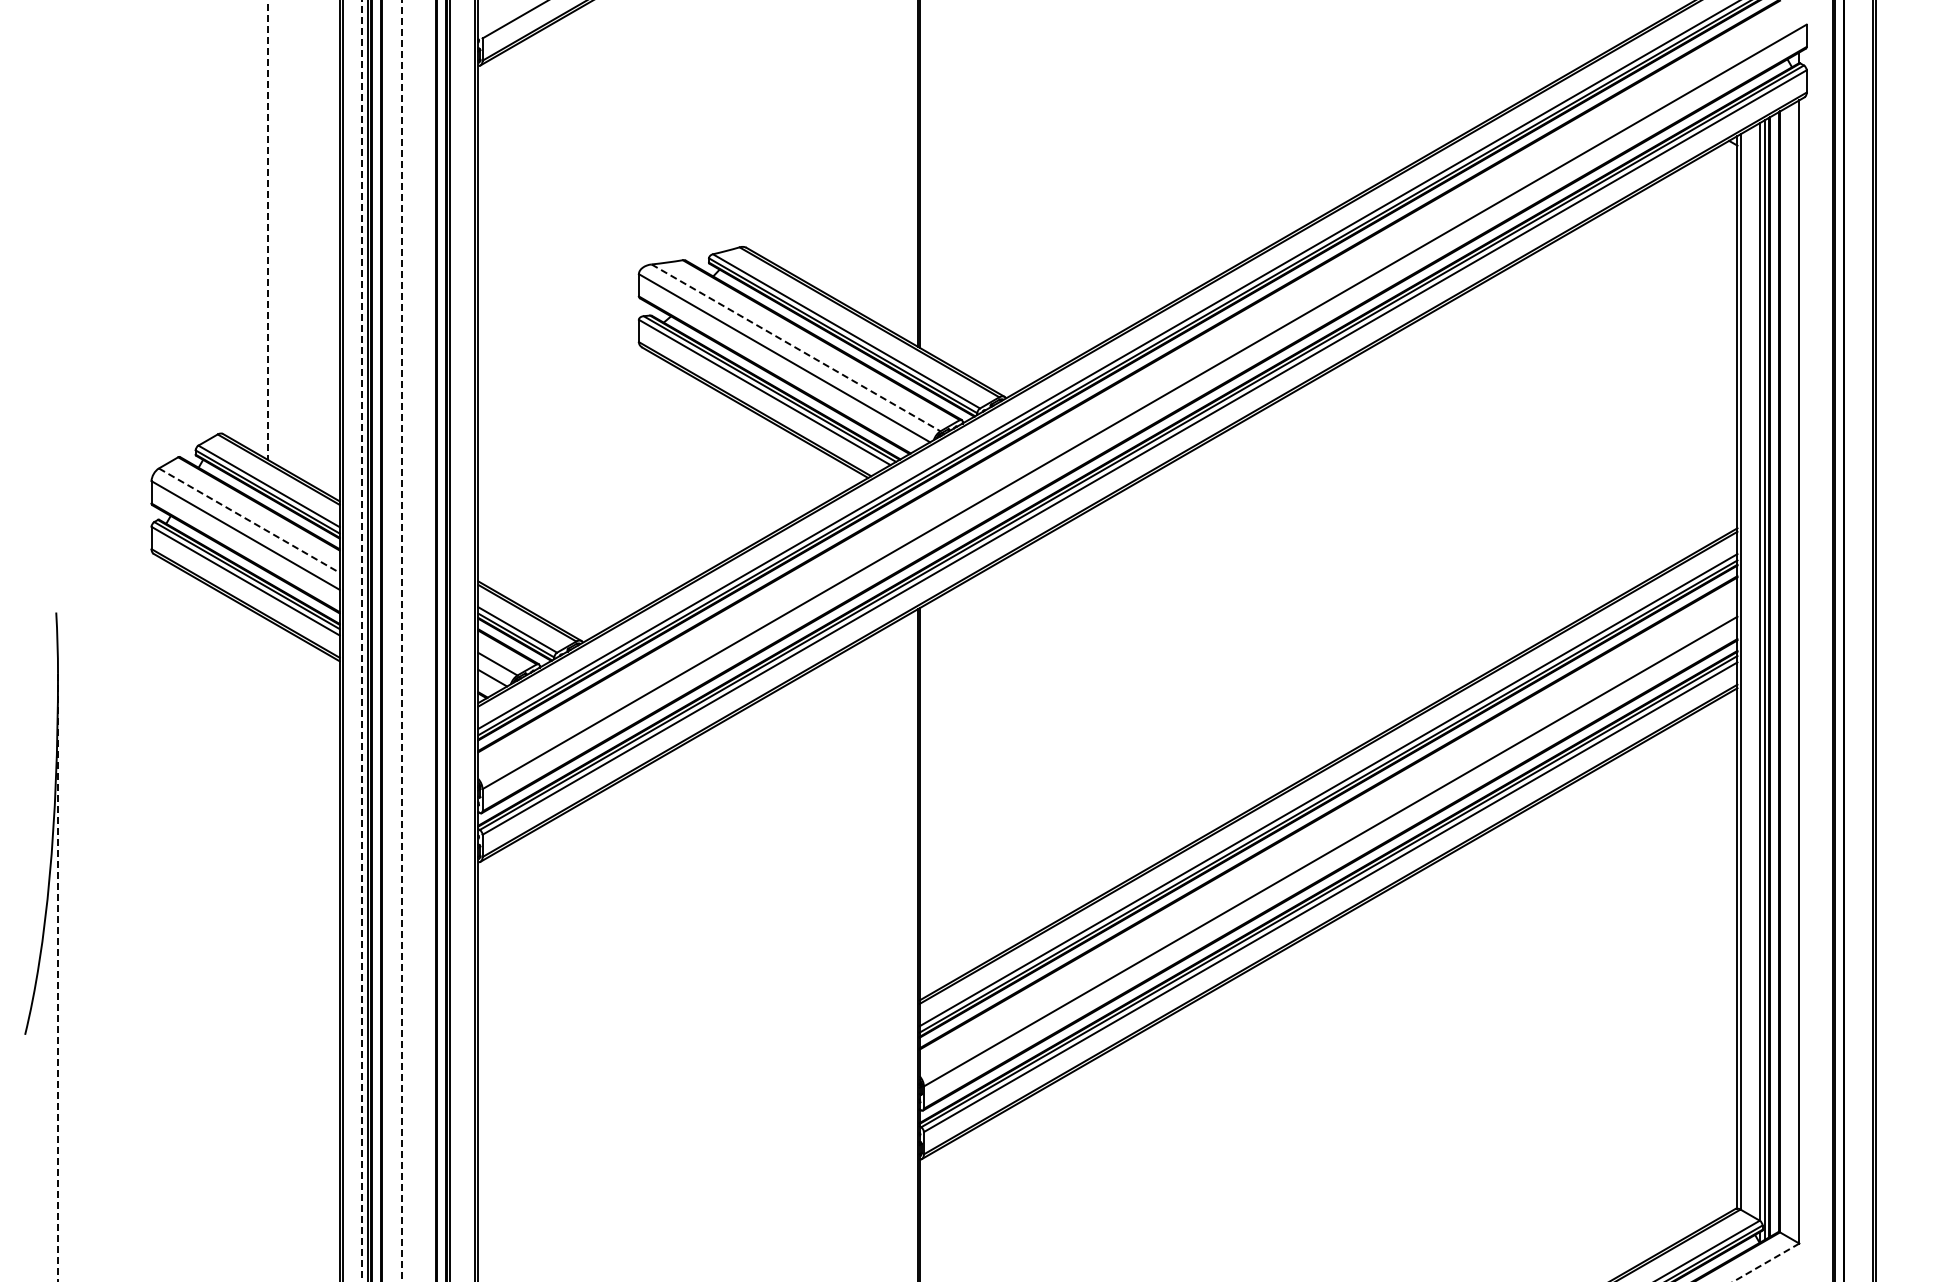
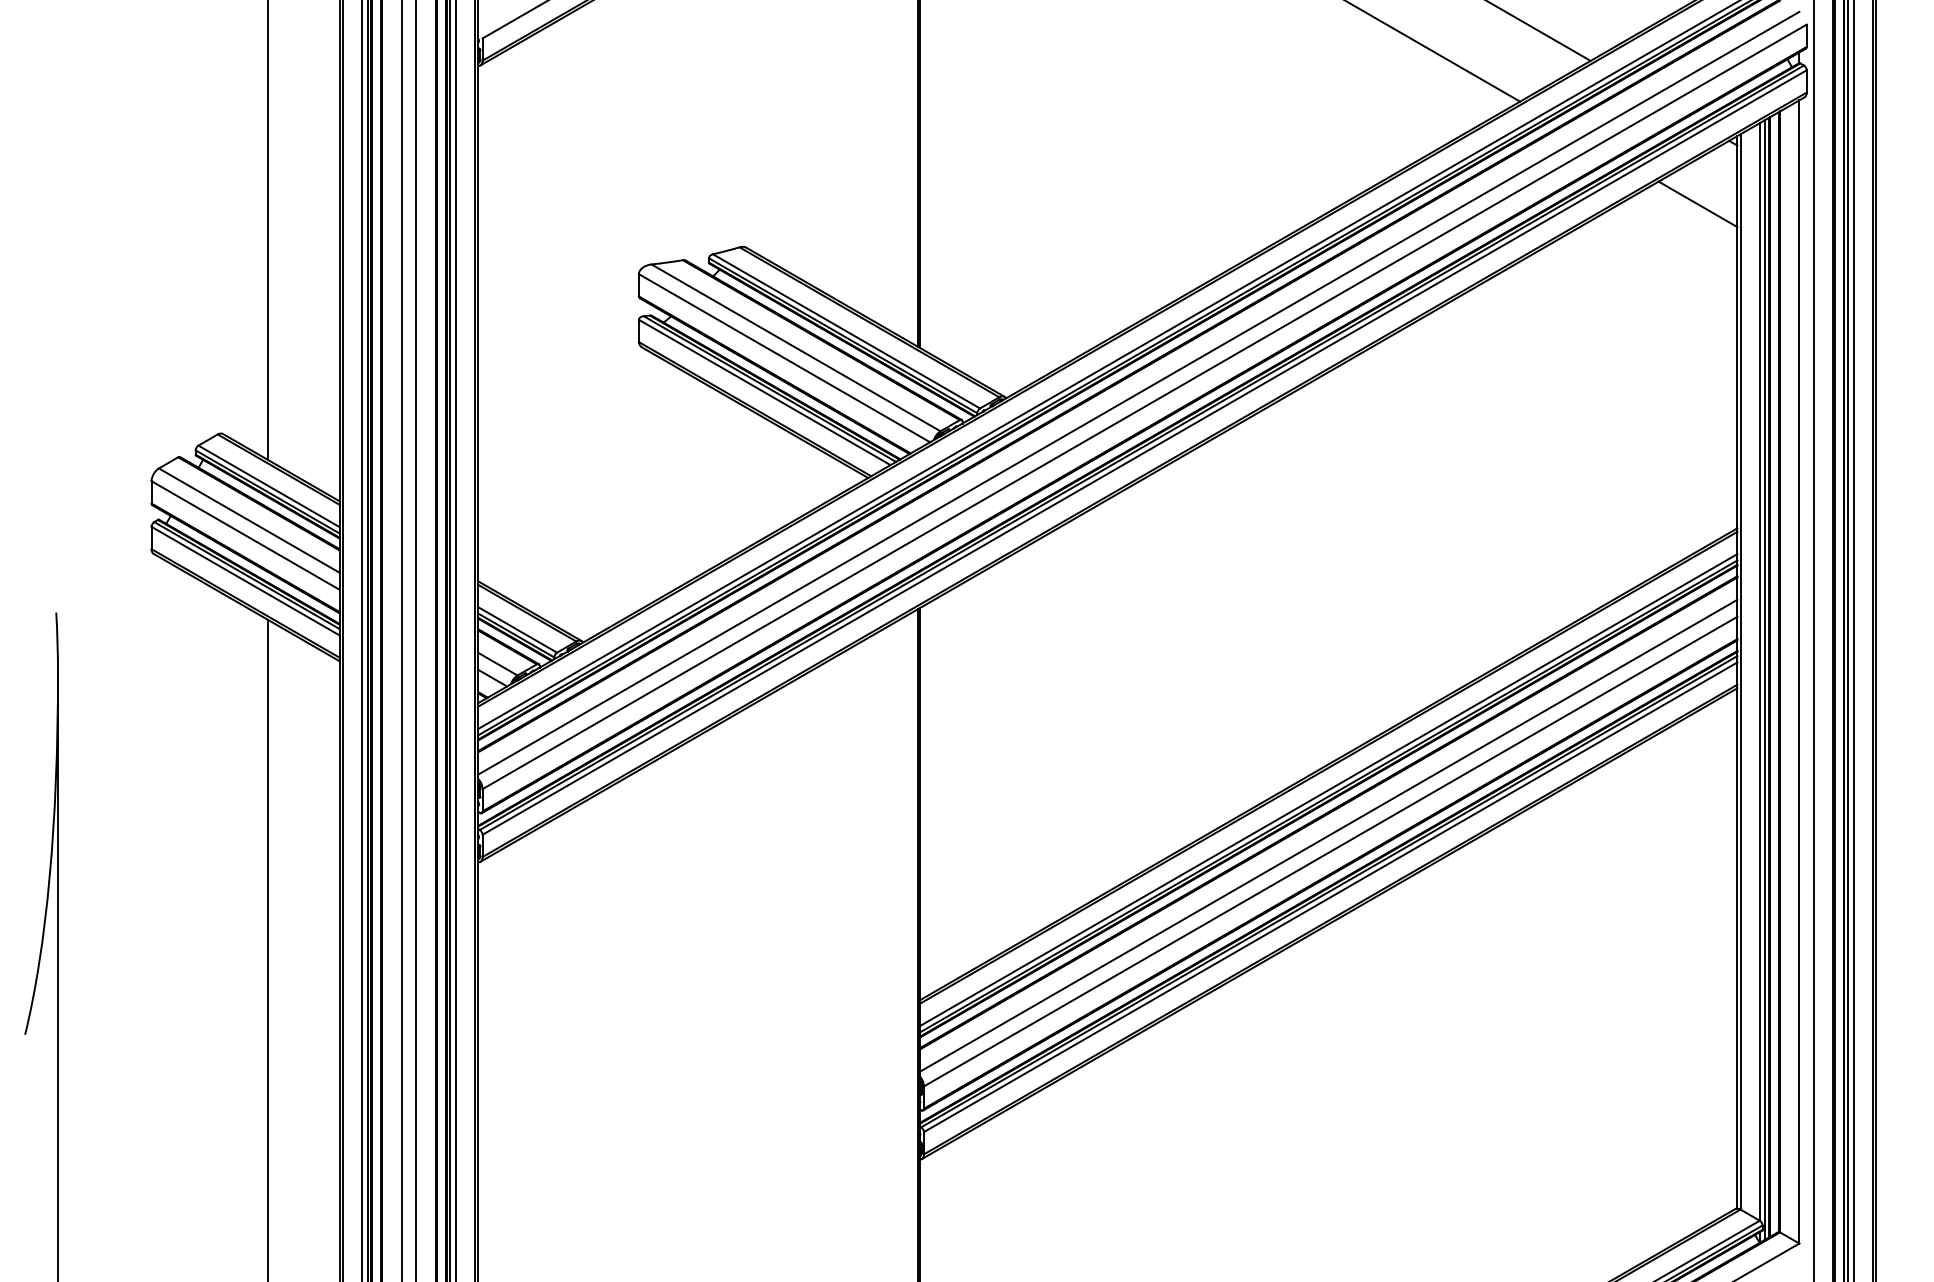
line: none -> present (1539, 31)
line: none -> present (1433, 51)
line: none -> present (1697, 204)
line: dashed -> solid (267, 230)
line: dashed -> solid (796, 347)
line: none -> present (1138, 392)
line: dashed -> solid (249, 520)
line: dashed -> solid (362, 640)
line: dashed -> solid (401, 640)
line: none -> present (416, 640)
line: none -> present (455, 640)
line: none -> present (1814, 640)
line: none -> present (1848, 640)
line: none -> present (1853, 640)
line: none -> present (1328, 835)
line: none -> present (267, 948)
line: dashed -> solid (58, 977)
line: dashed -> solid (1766, 1262)
